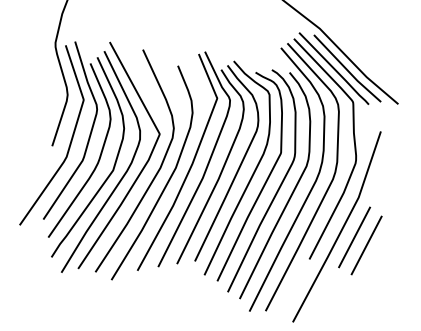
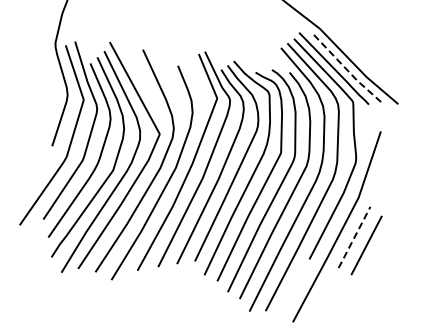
line: solid -> dashed (346, 69)
line: solid -> dashed (354, 236)
